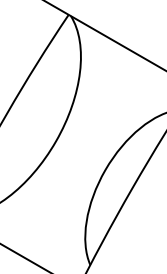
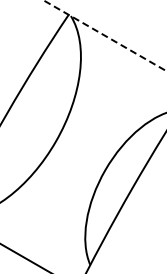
line: solid -> dashed (105, 36)
